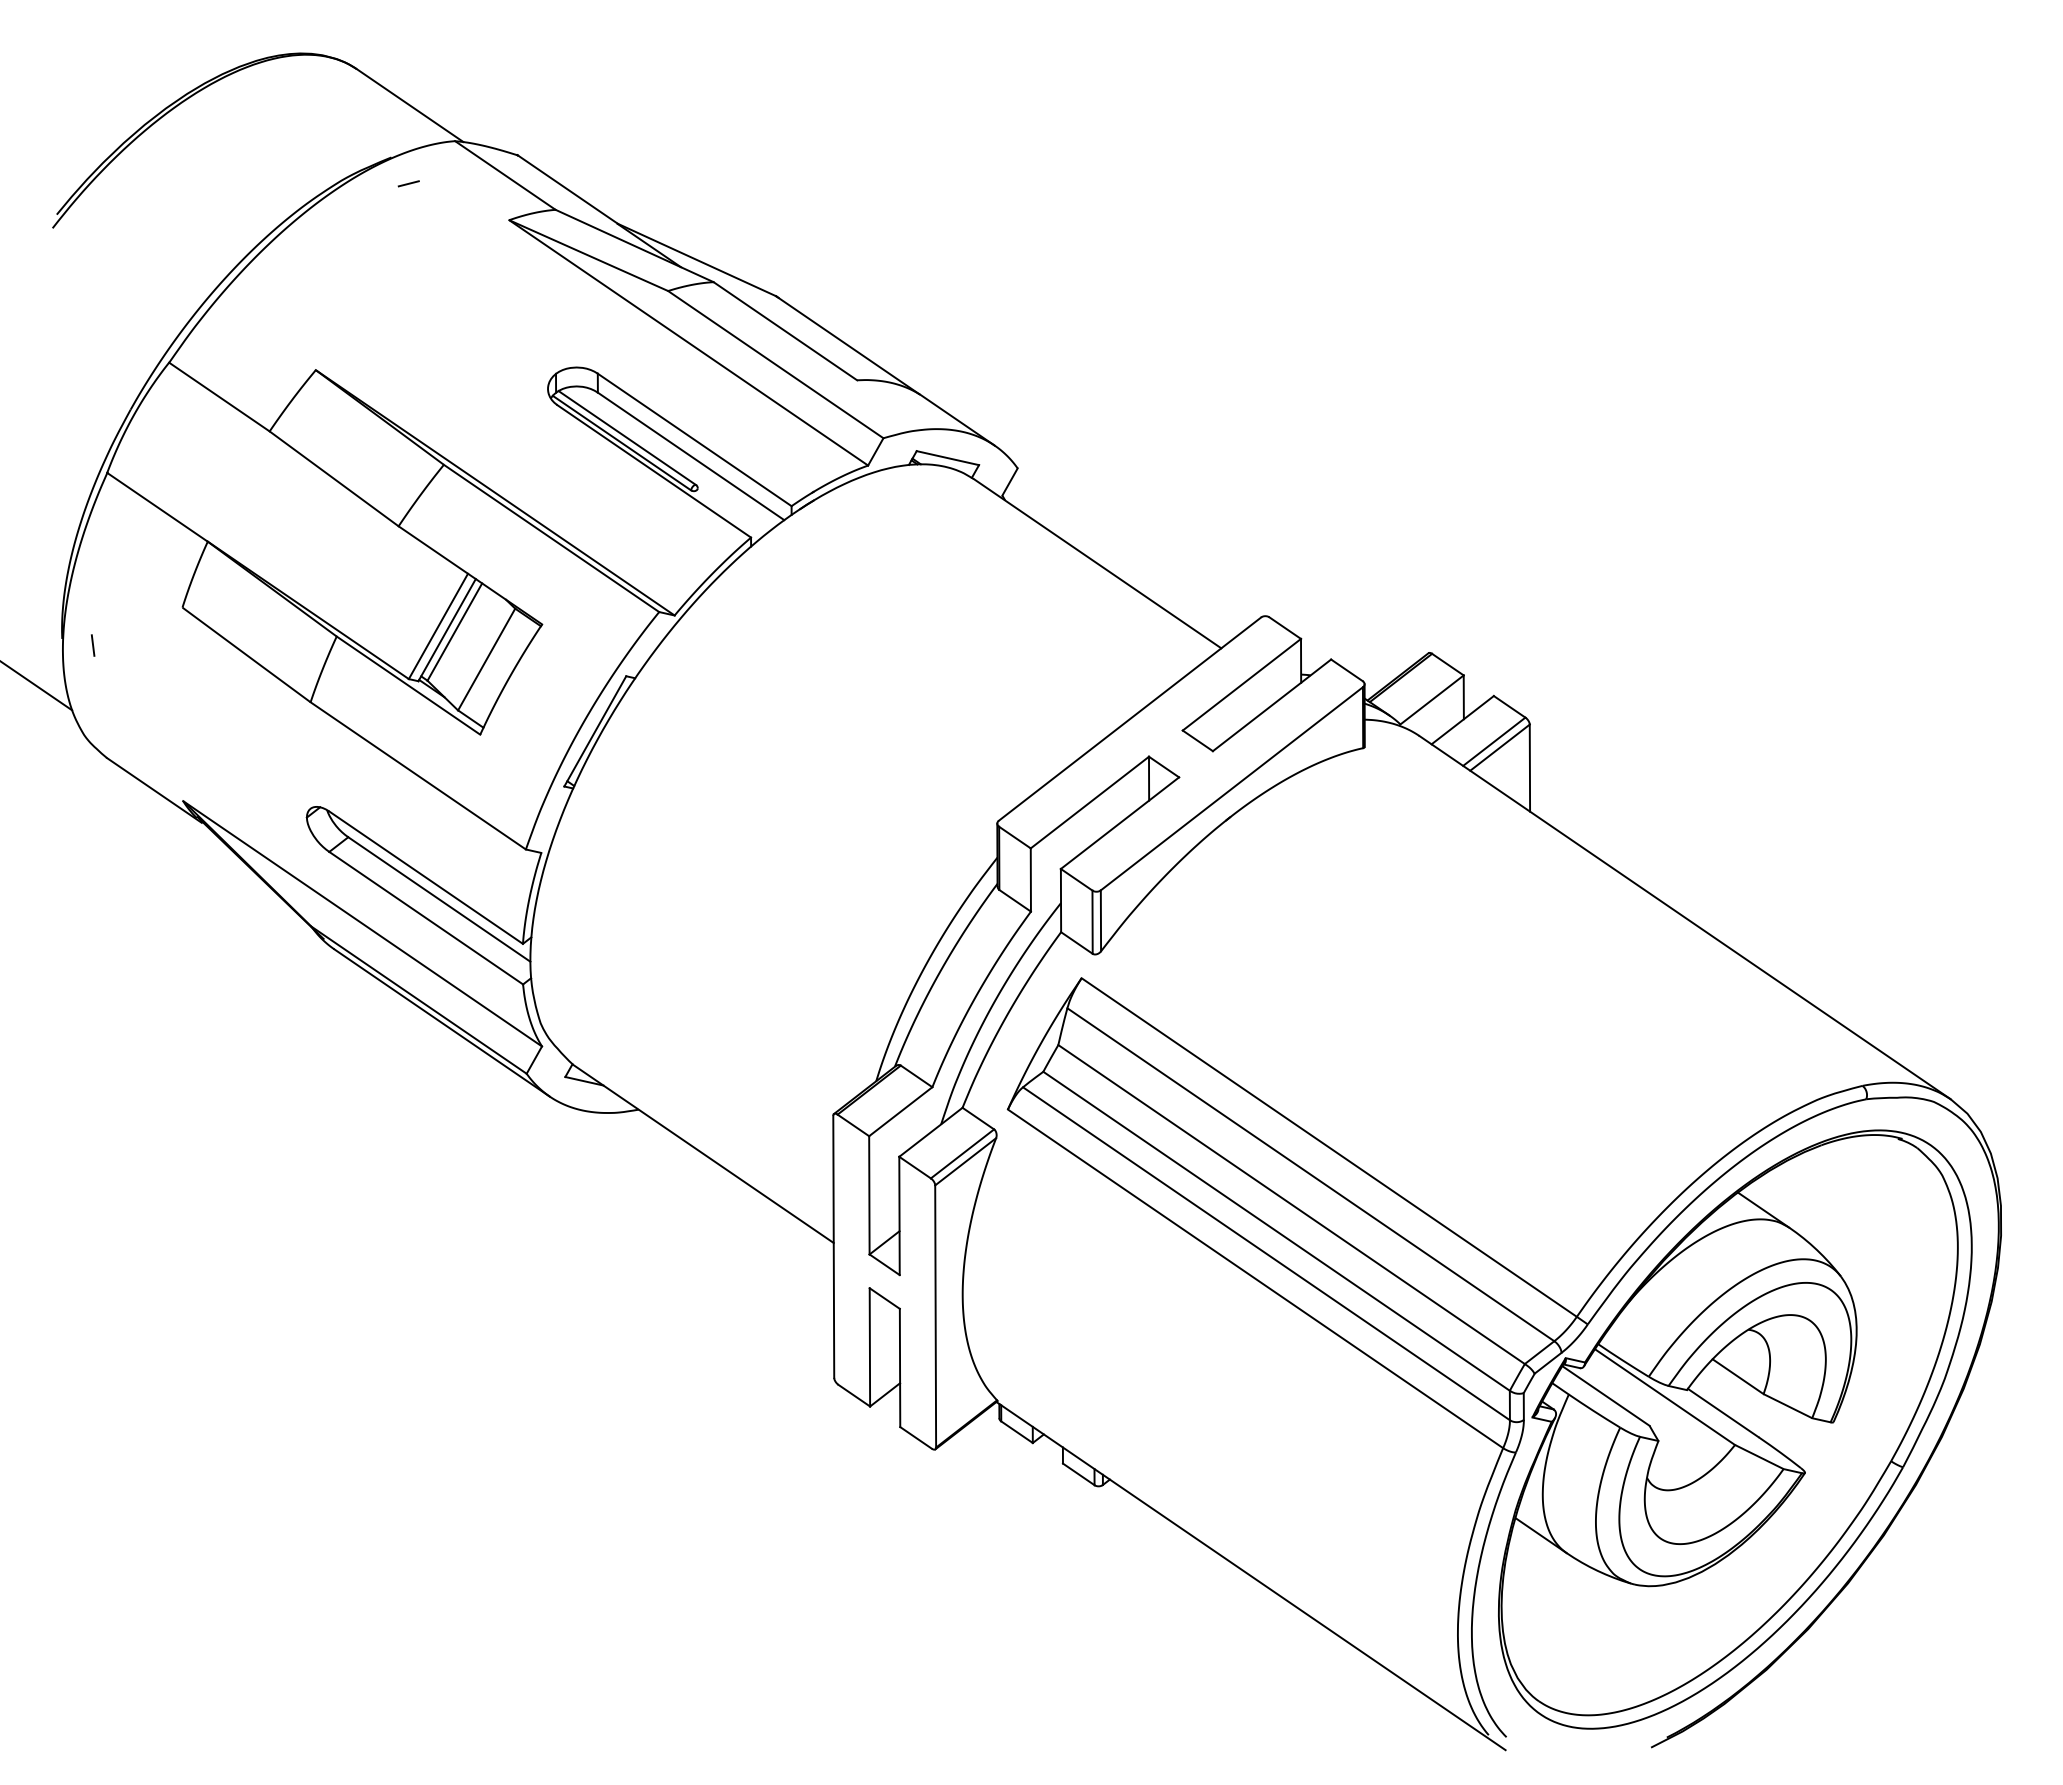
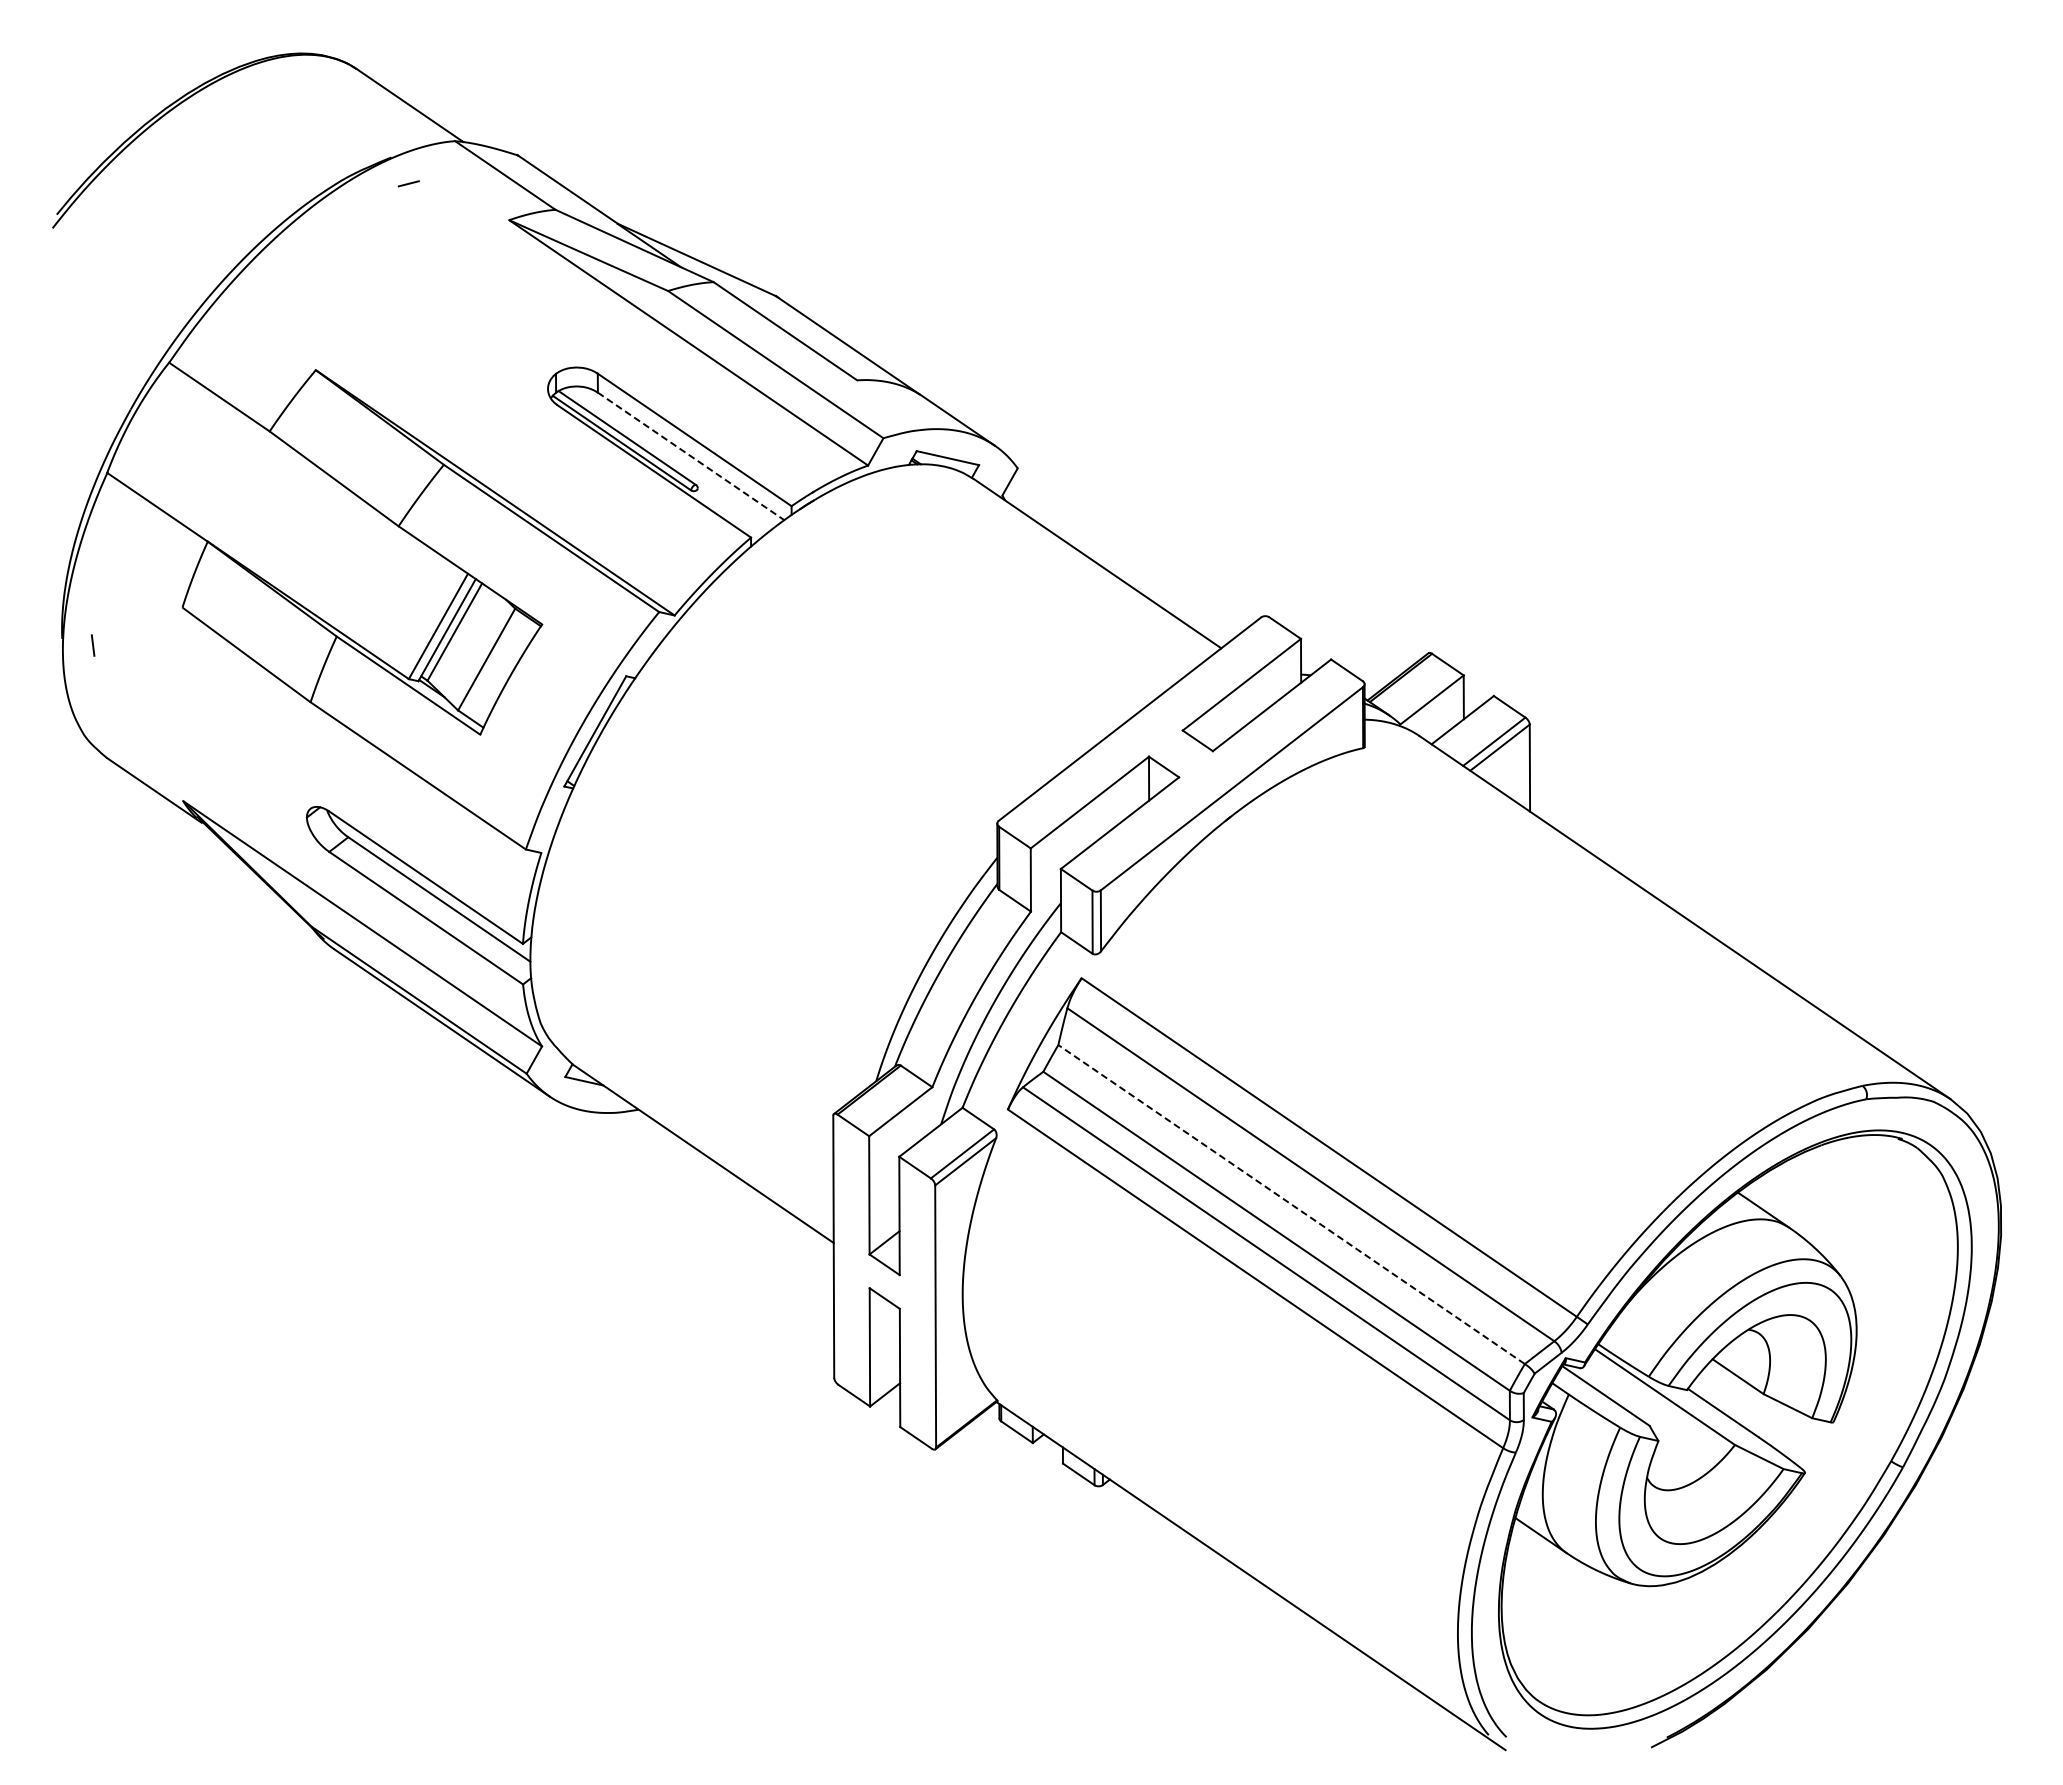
line: solid -> dashed (691, 456)
line: present -> none (37, 686)
line: solid -> dashed (1291, 1204)
